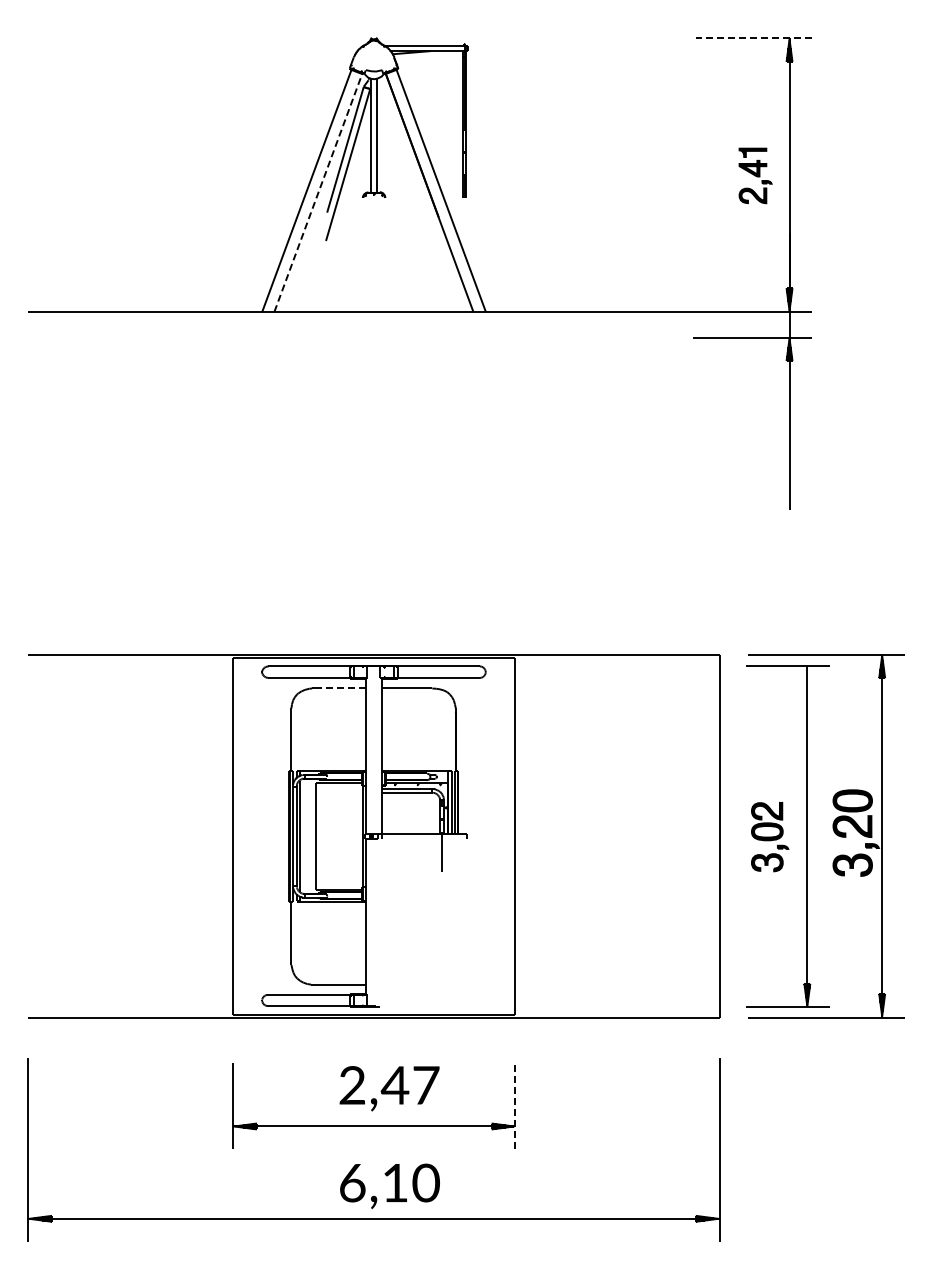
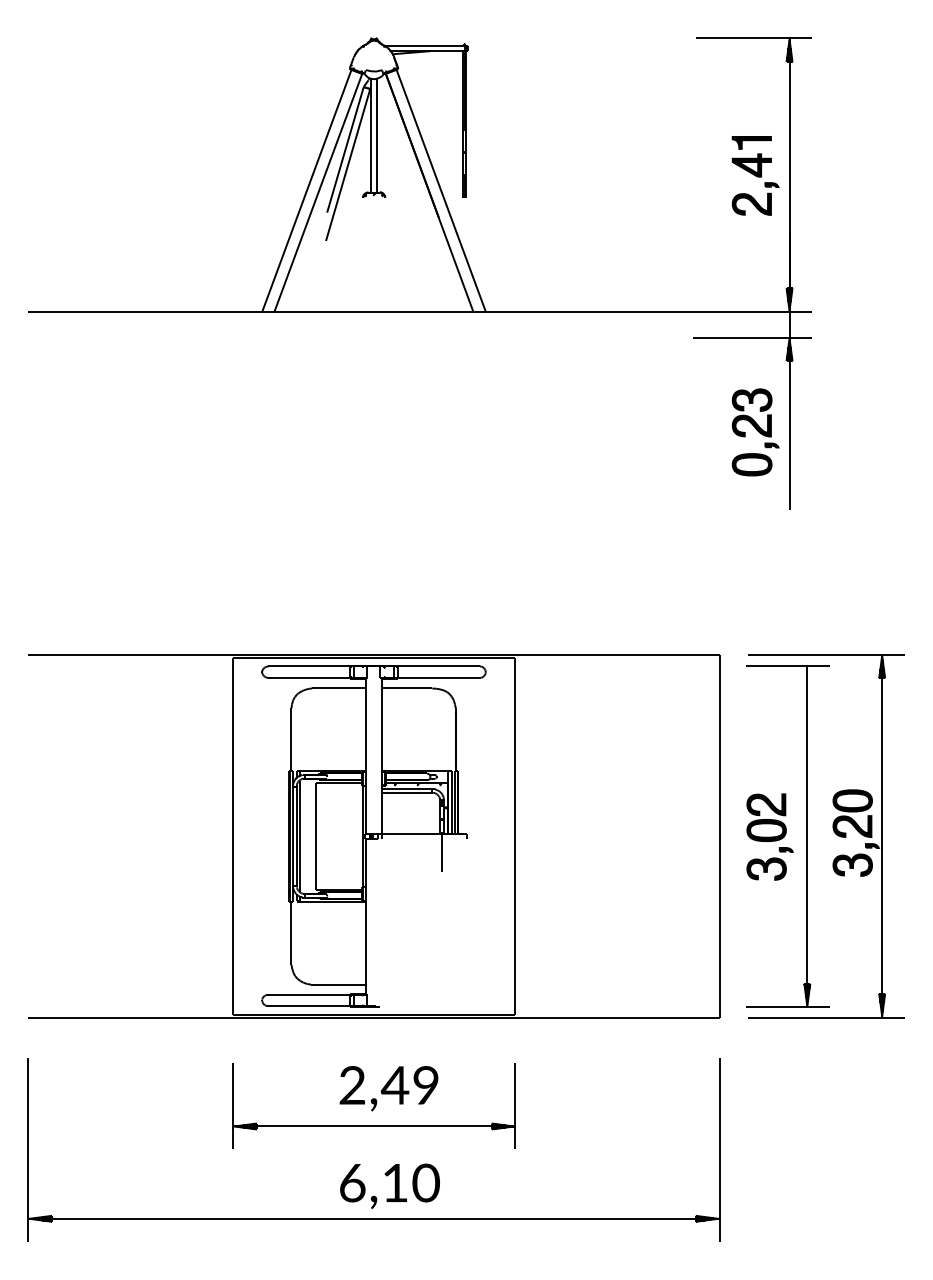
line: dashed -> solid (753, 38)
part size: 35x58 px -> 49x80 px (755, 175)
line: dashed -> solid (318, 192)
part: none -> present (755, 432)
line: dashed -> solid (340, 688)
part size: 39x71 px -> 48x88 px (769, 836)
text: 2,47 -> 2,49 (426, 1085)
line: dashed -> solid (515, 1106)
